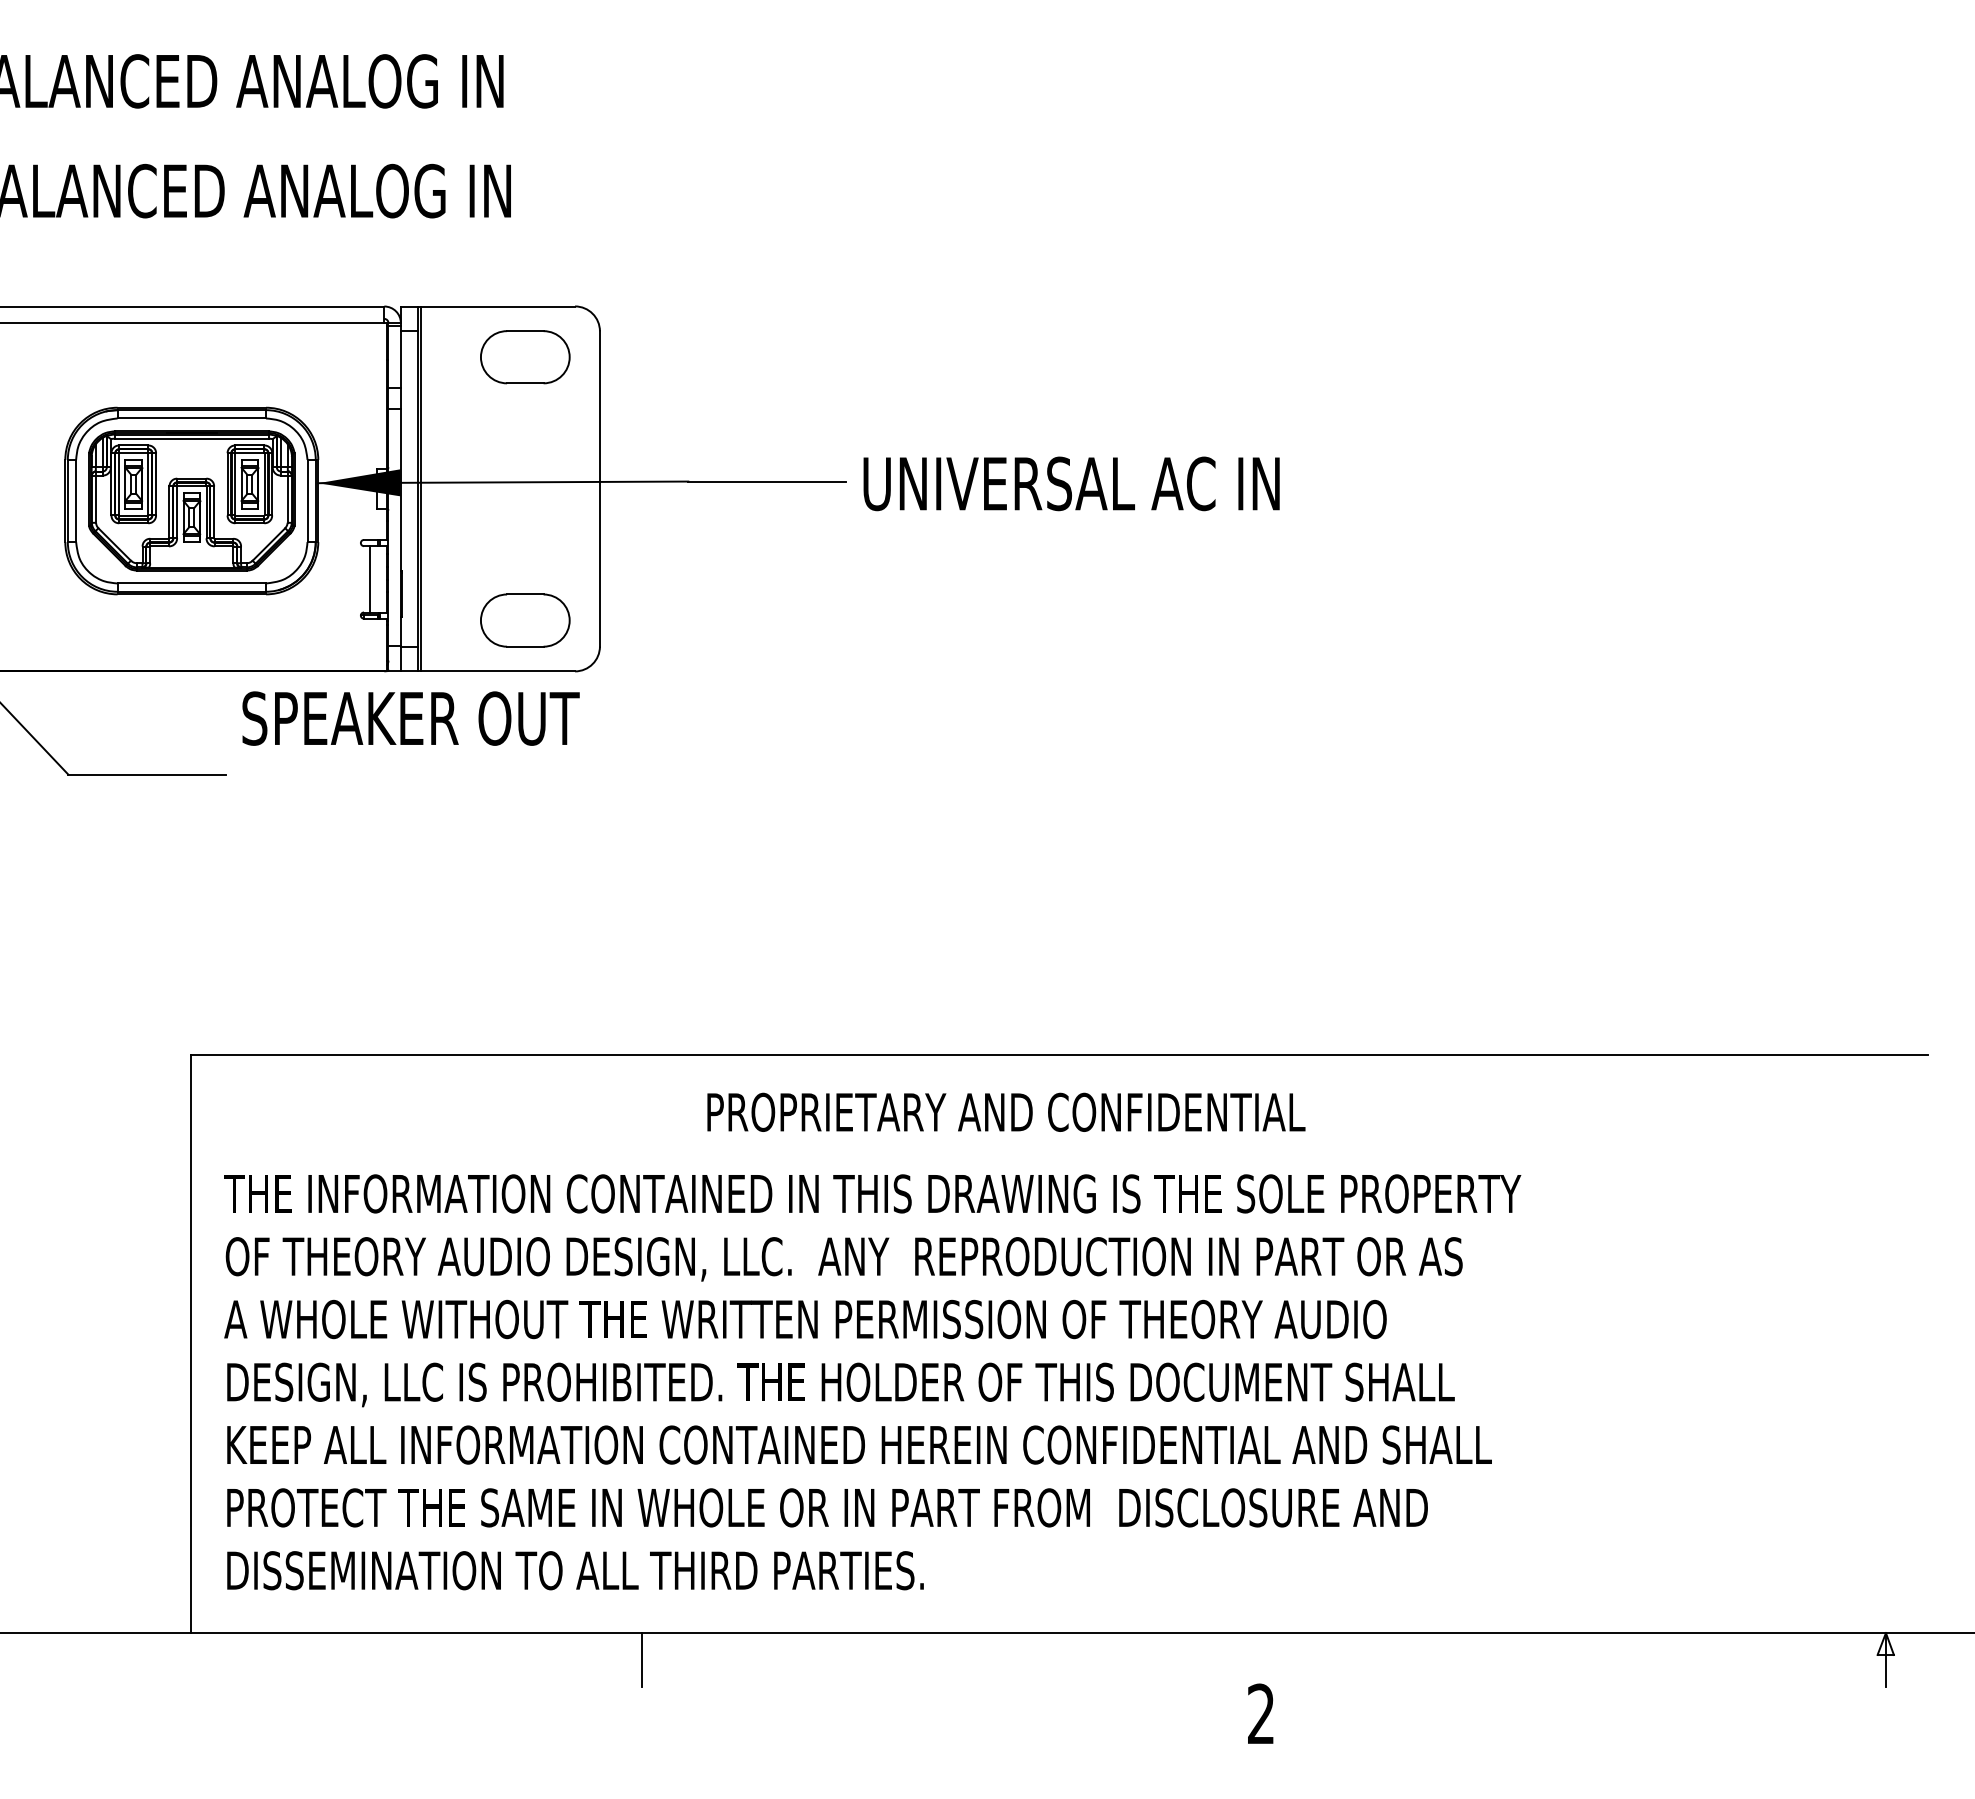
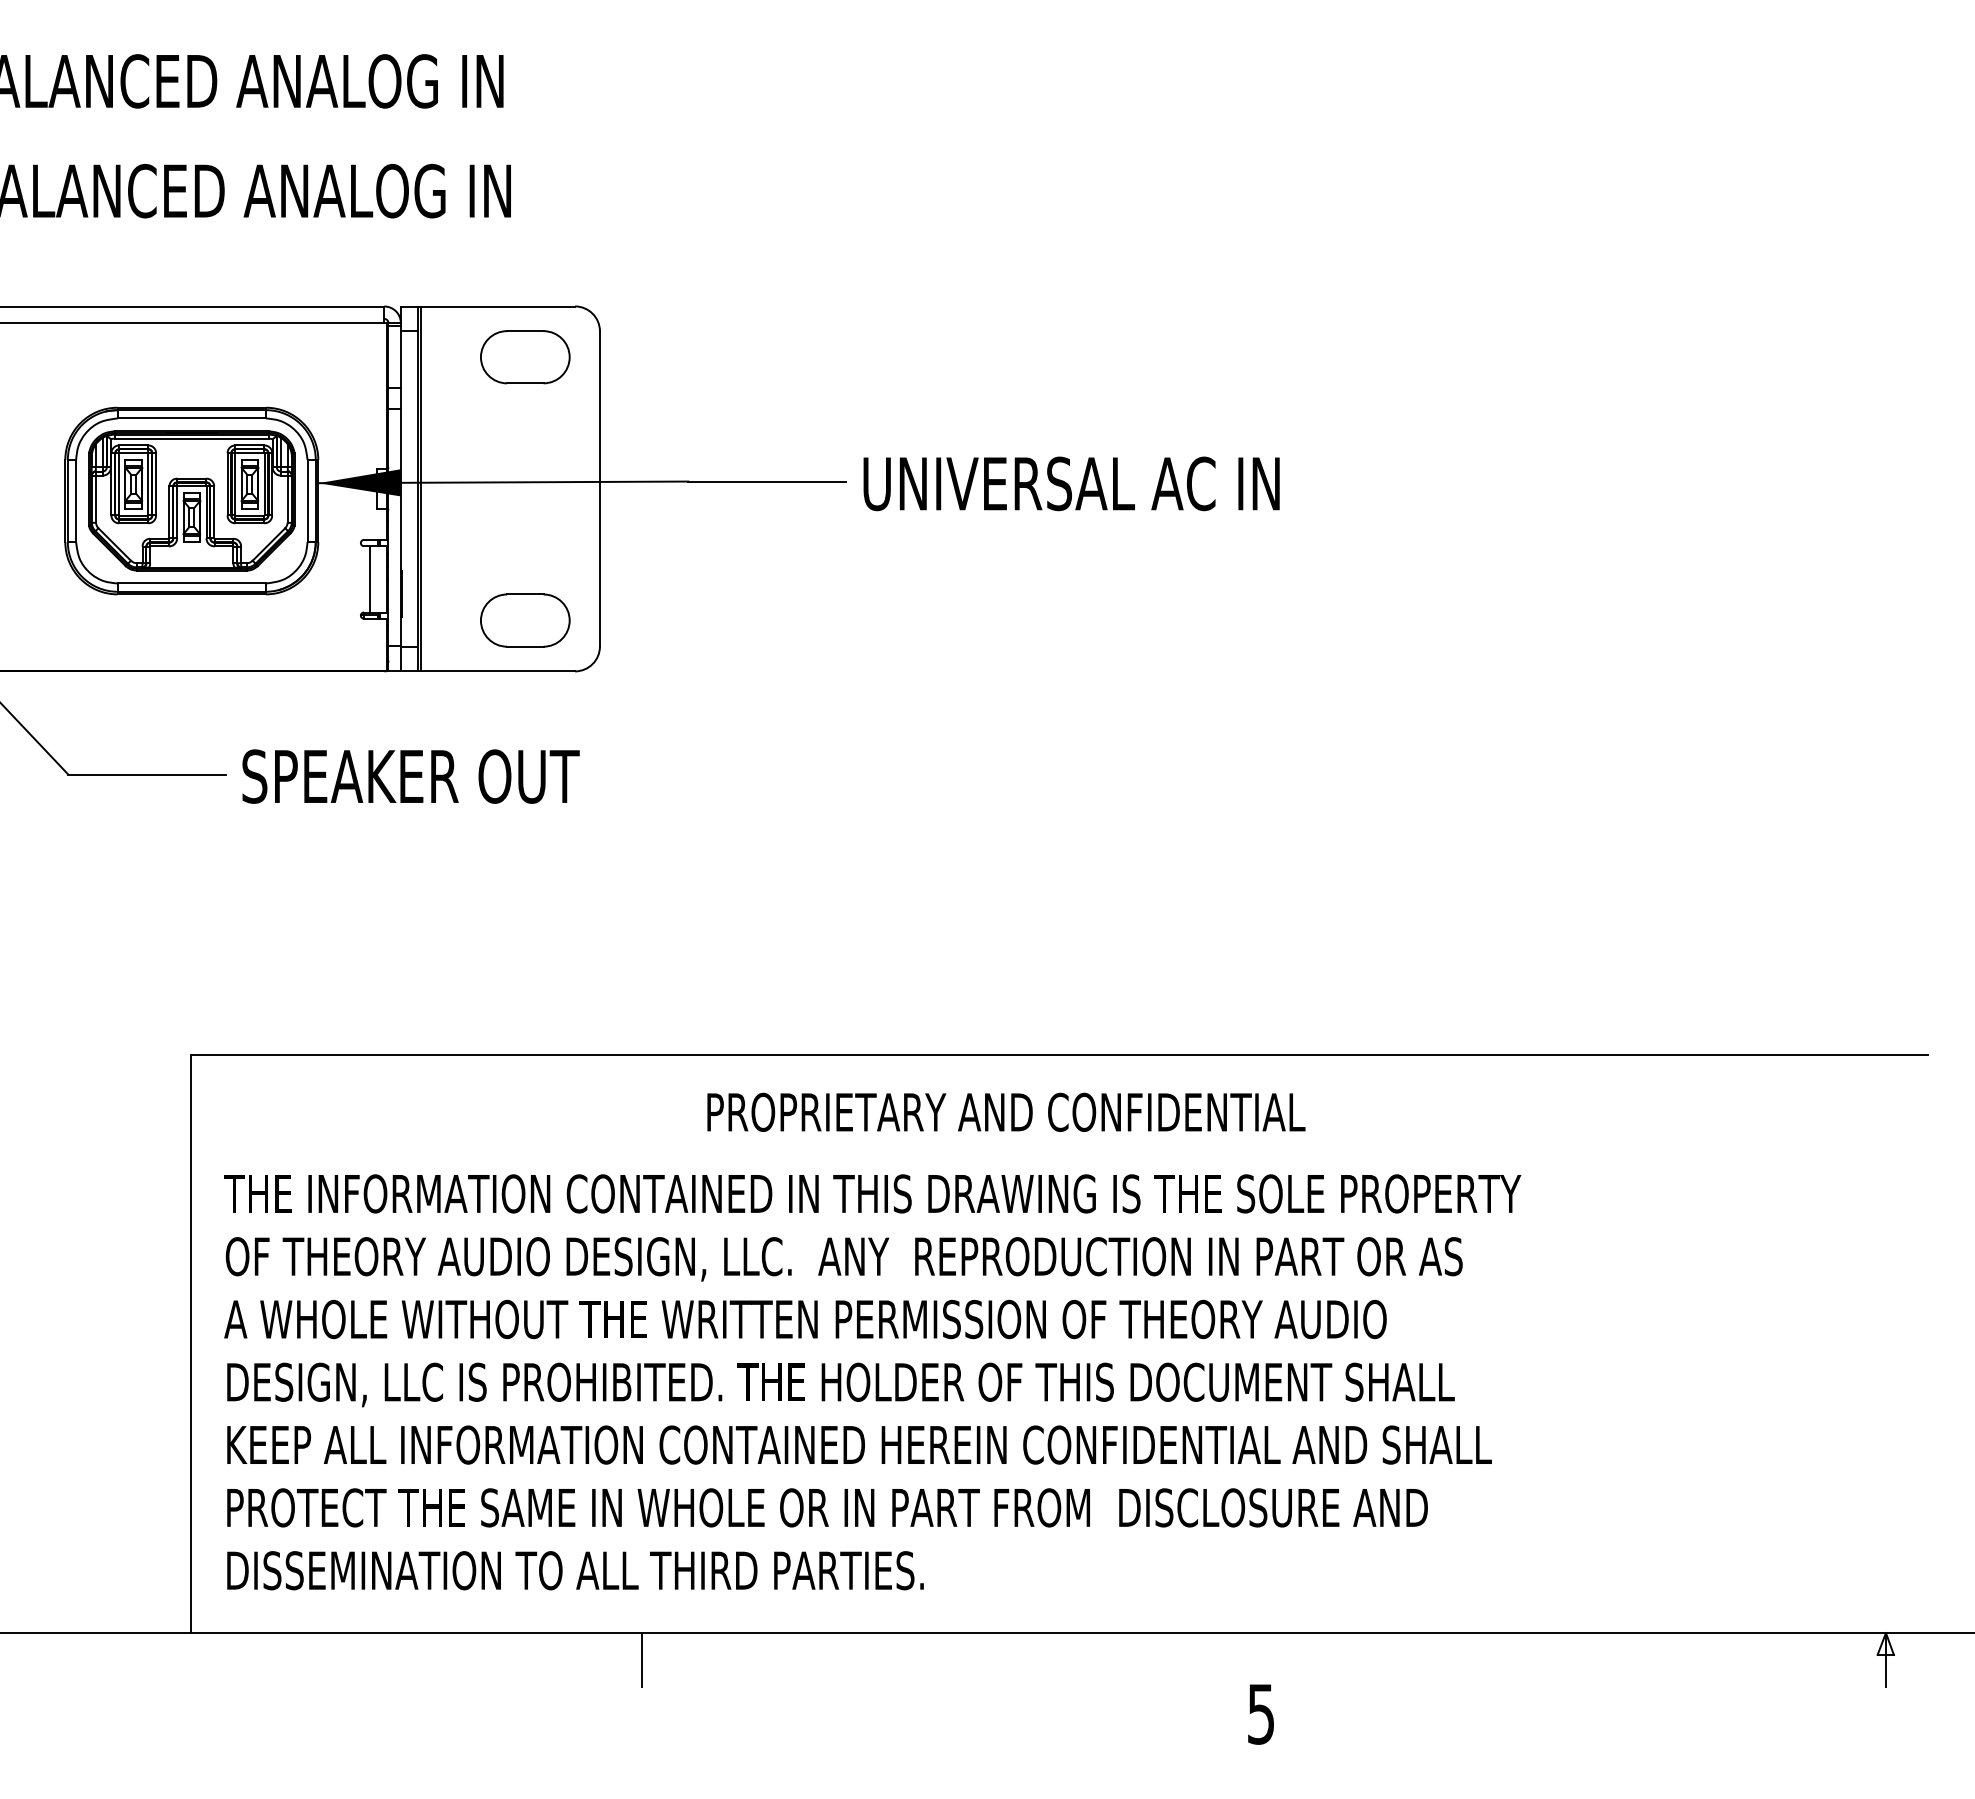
text position: (410, 718) -> (410, 776) (410, 776)
text: 2 -> 5 (1260, 1713)
